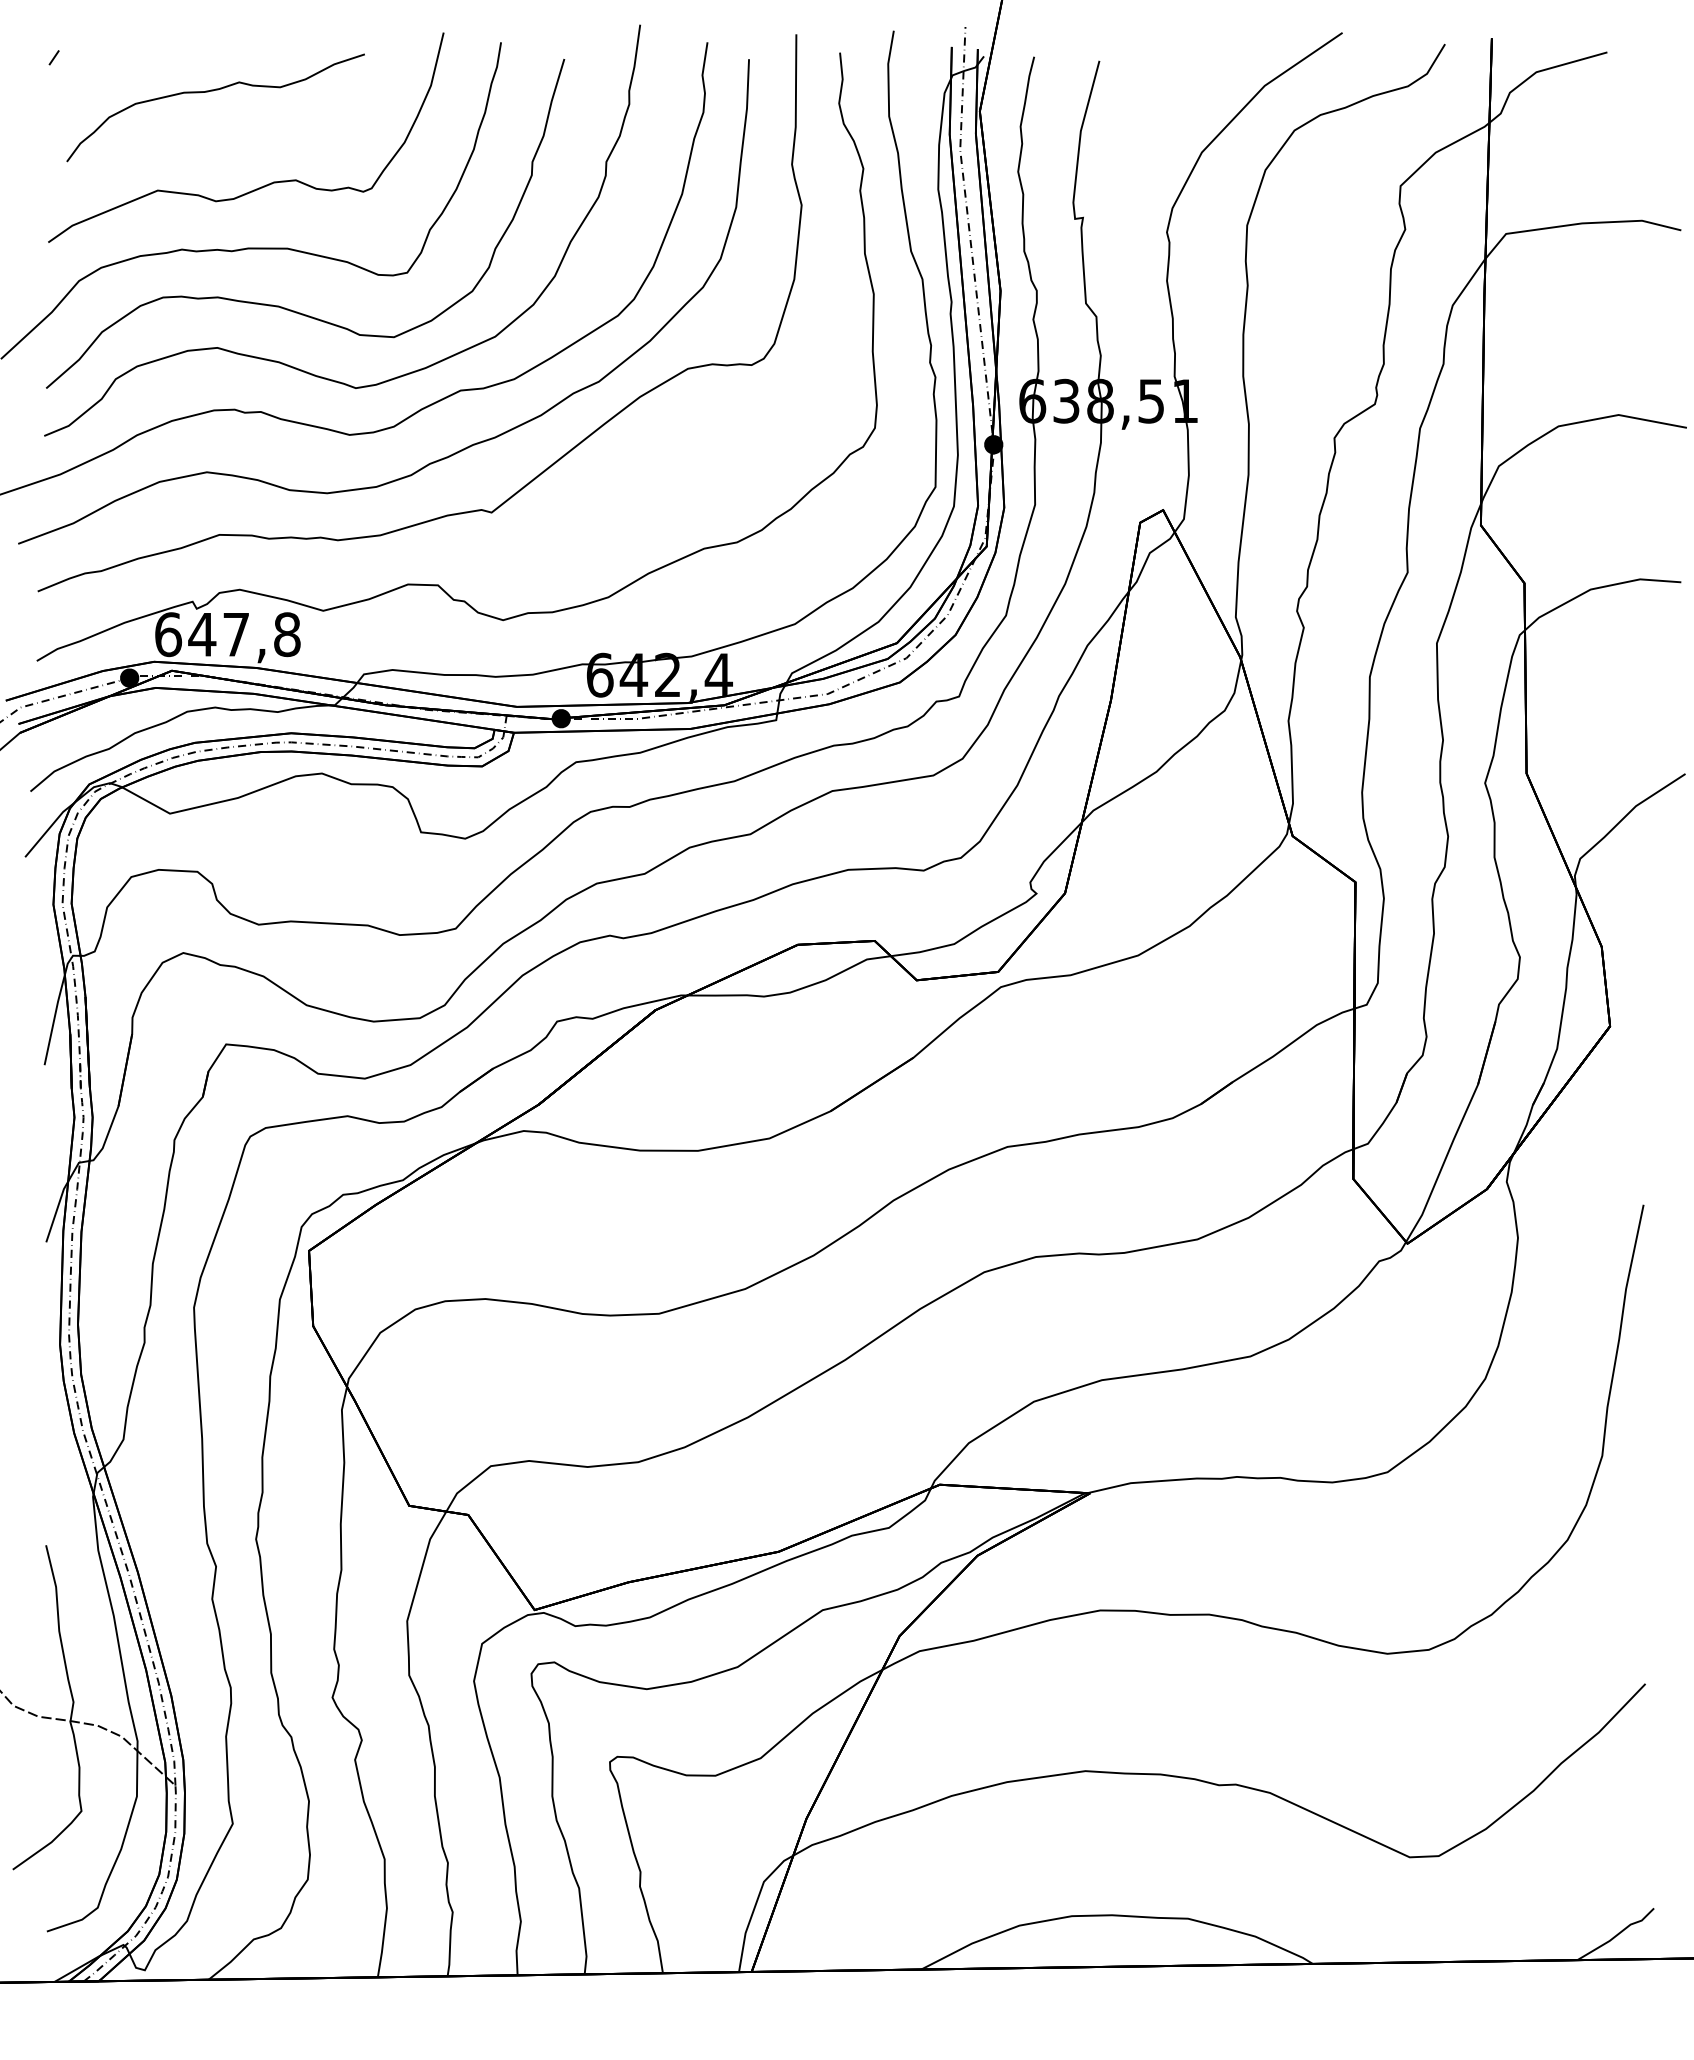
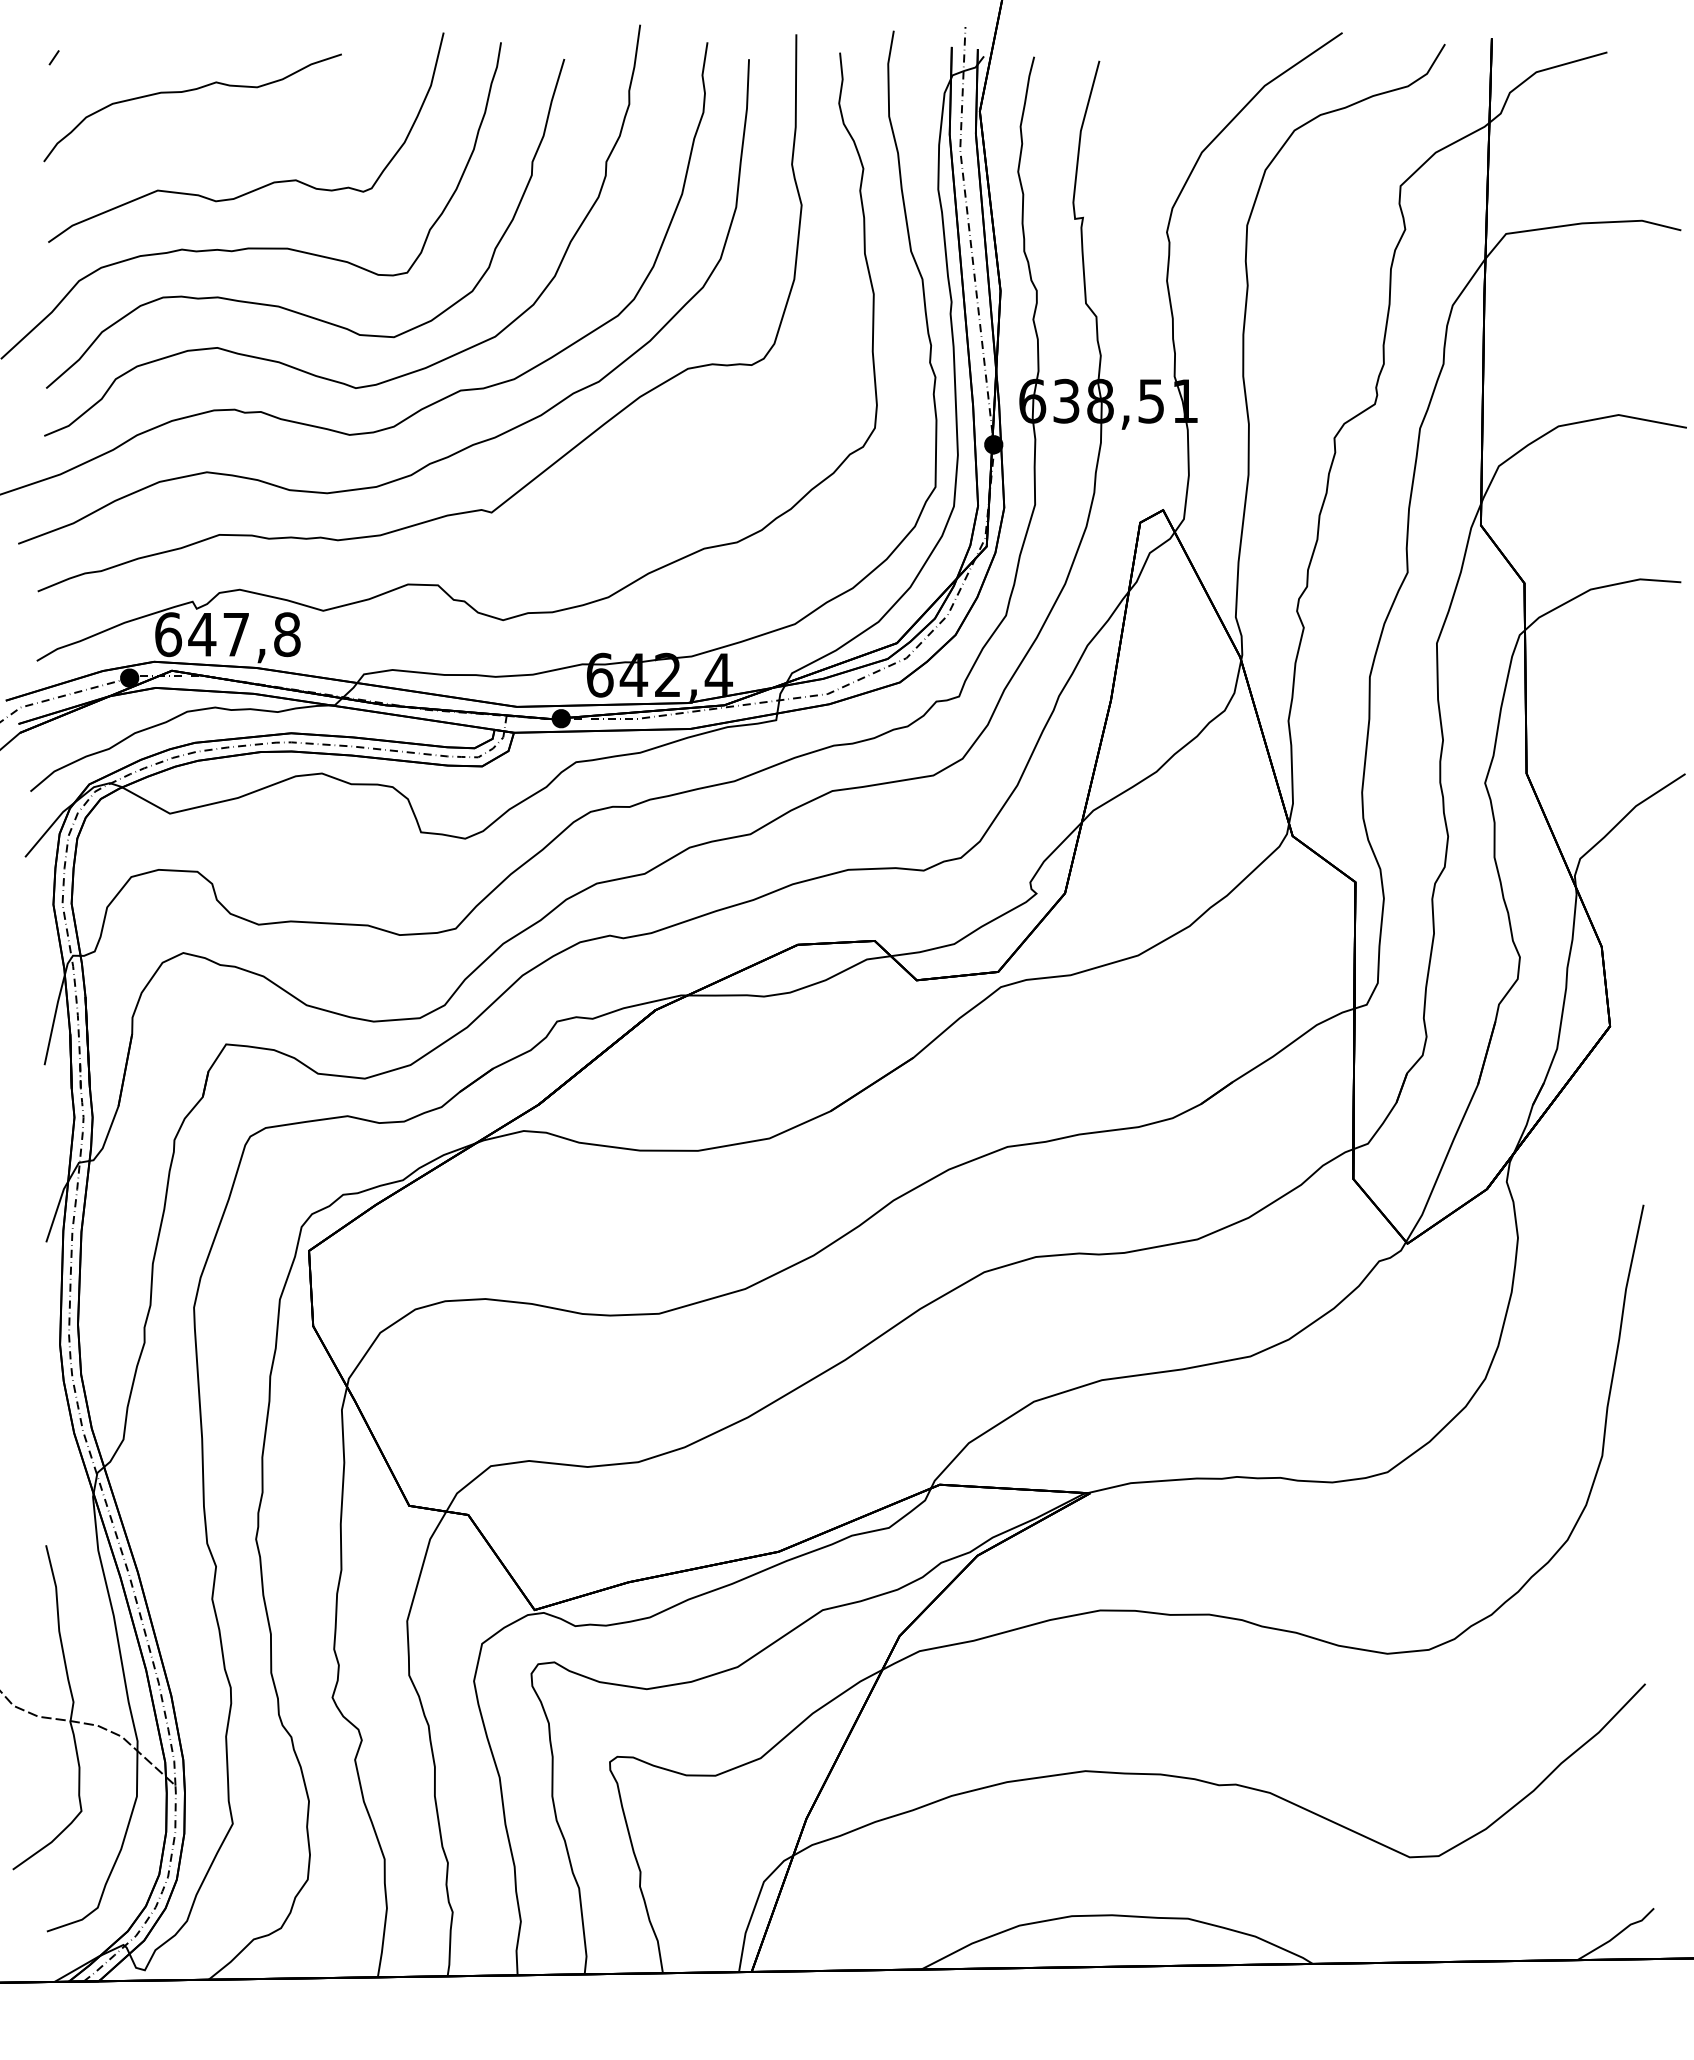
curve position: (213, 91) -> (190, 91) (190, 91)
